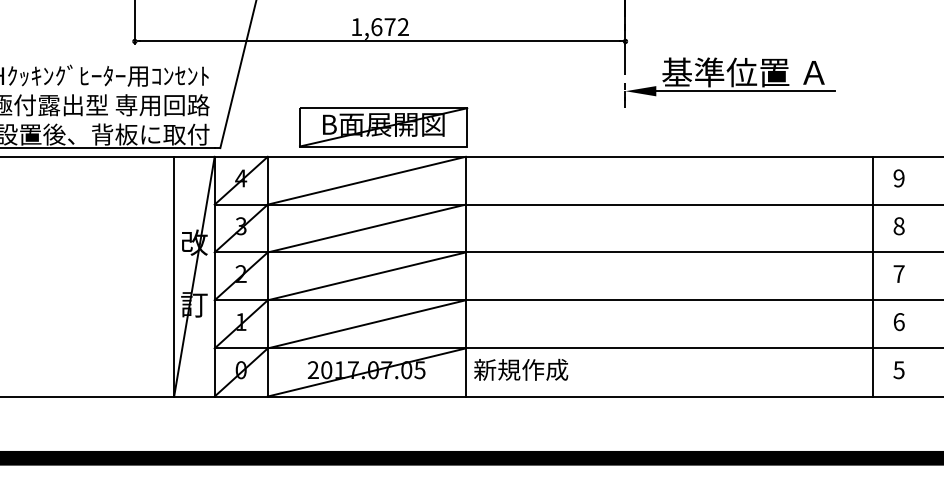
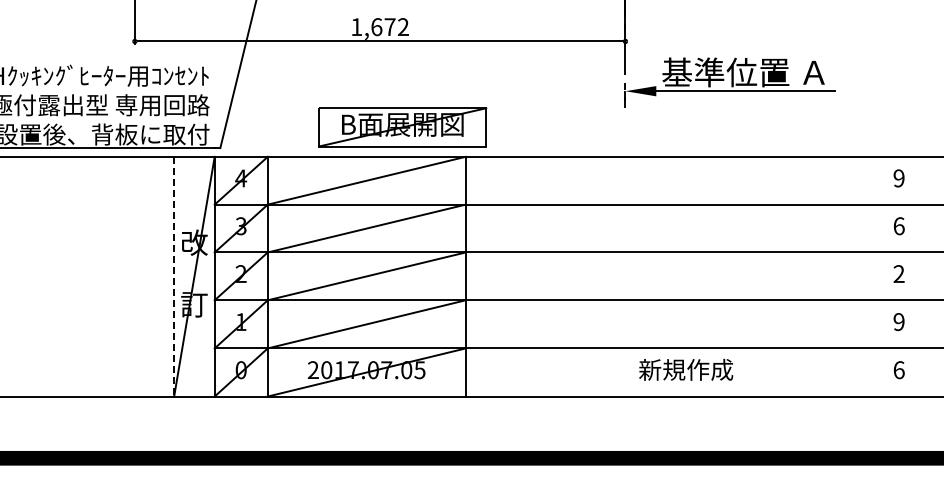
part position: (383, 127) -> (402, 127) (402, 127)
text: 8 -> 6 (898, 226)
text: 7 -> 2 (898, 273)
line: solid -> dashed (174, 276)
line: present -> none (872, 276)
text: 6 -> 9 (898, 322)
text position: (521, 369) -> (686, 369) (686, 369)
text: 5 -> 6 (898, 370)
